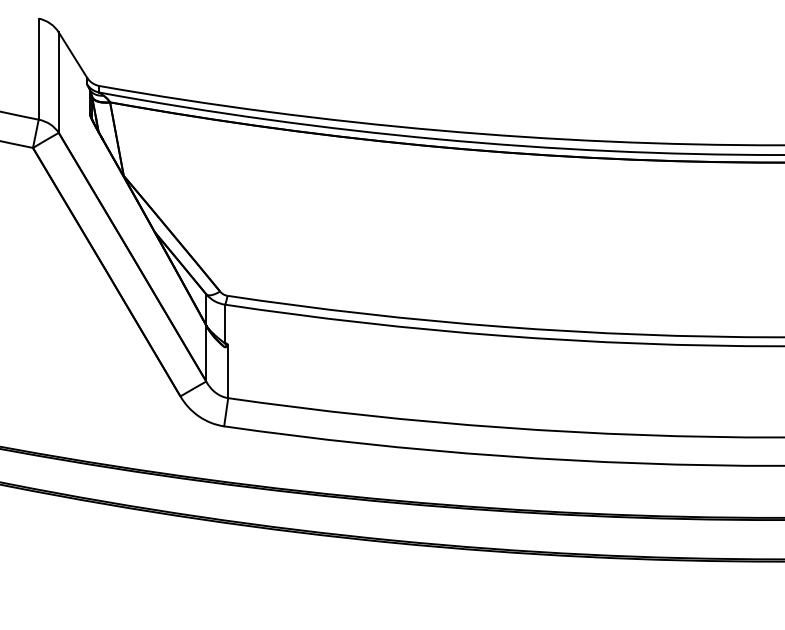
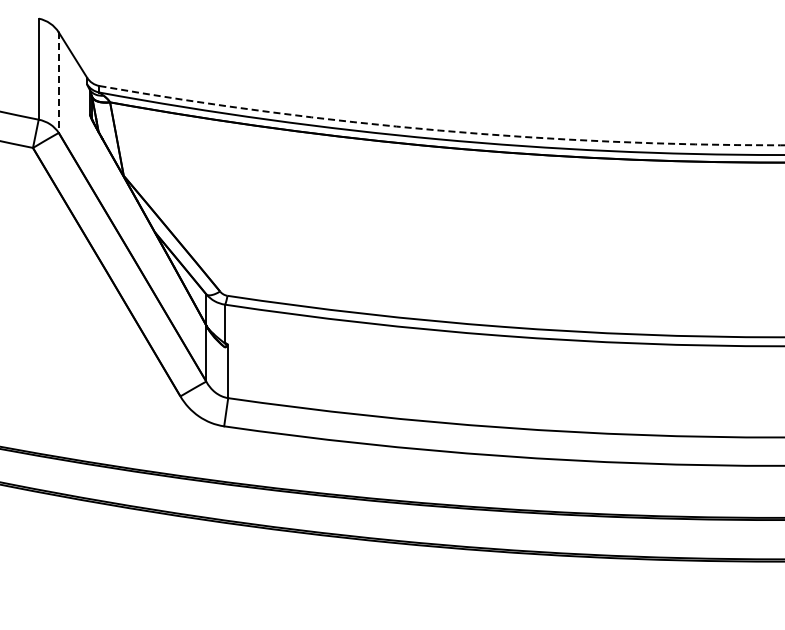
line: solid -> dashed (58, 83)
arc: solid -> dashed (441, 130)
